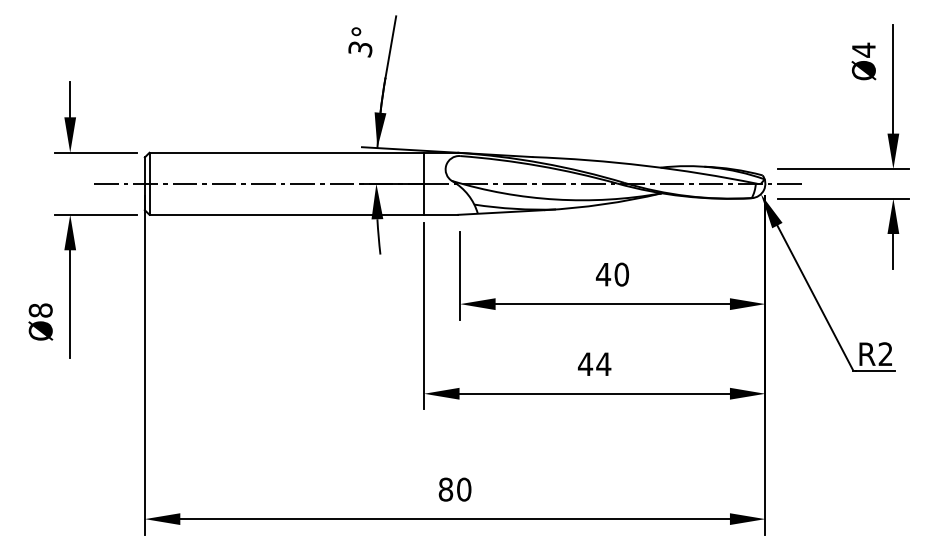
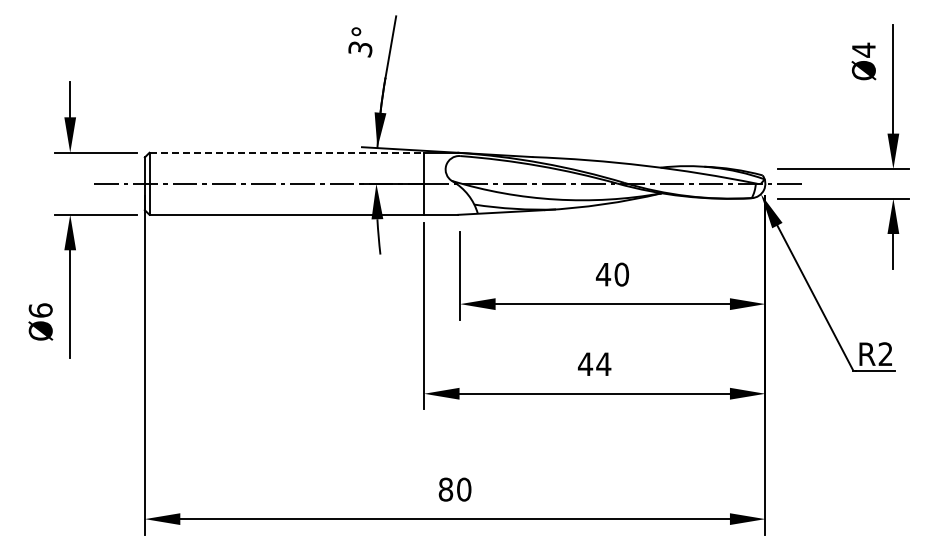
line: solid -> dashed (287, 152)
text: Ø8 -> Ø6 (40, 310)
